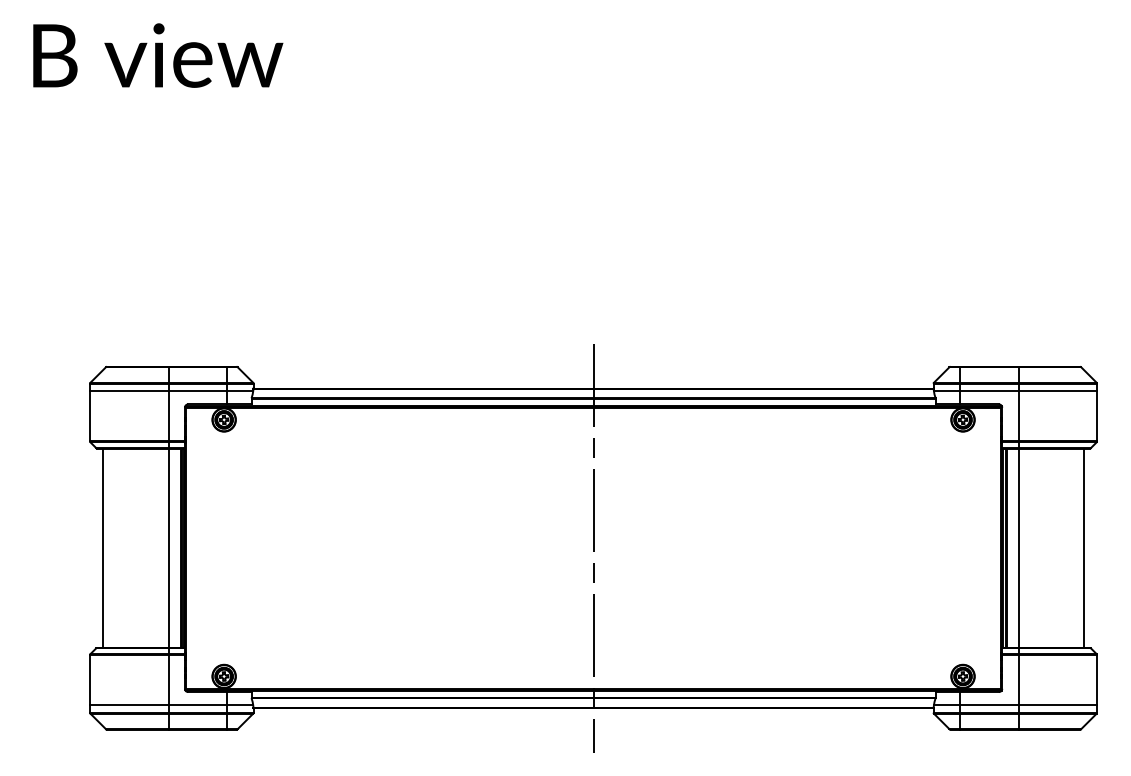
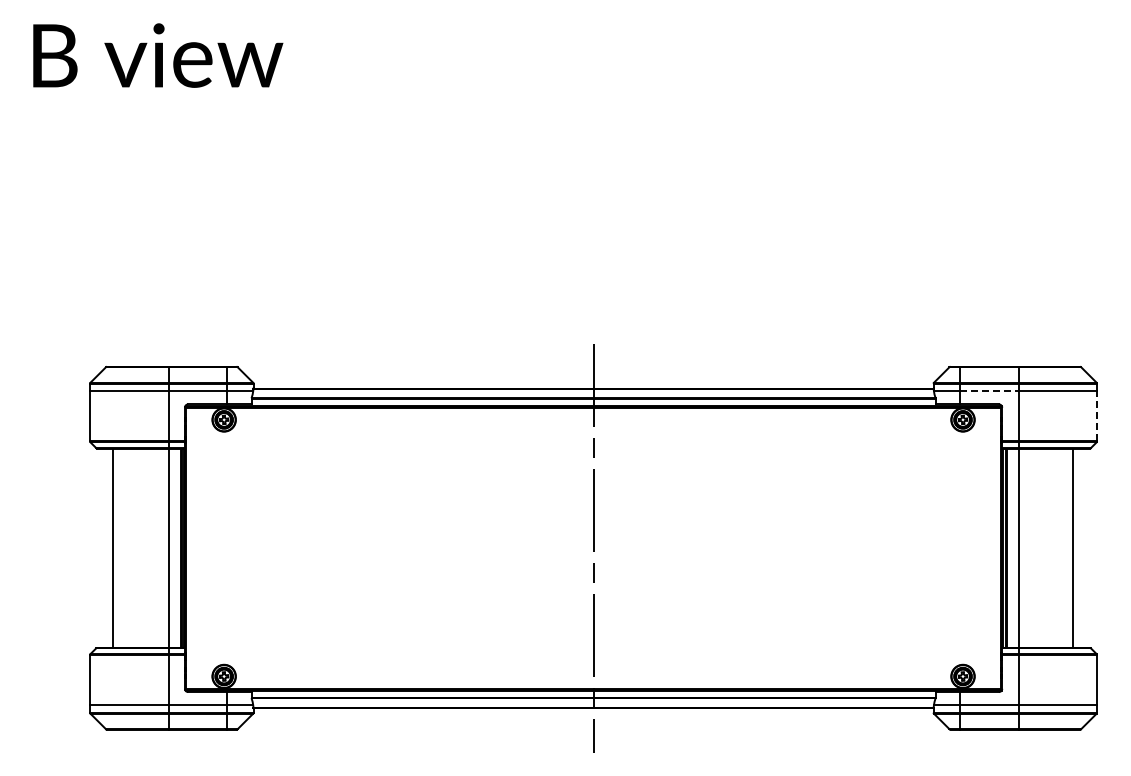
line: solid -> dashed (989, 391)
line: solid -> dashed (1097, 416)
line position: (103, 547) -> (113, 547) (113, 547)
line position: (1083, 547) -> (1072, 547) (1072, 547)
